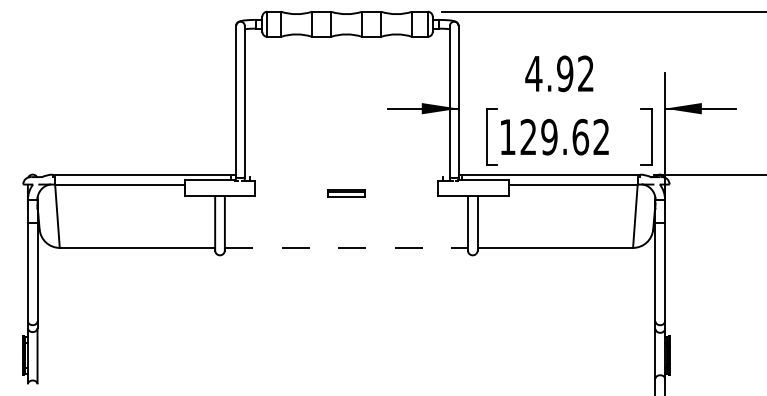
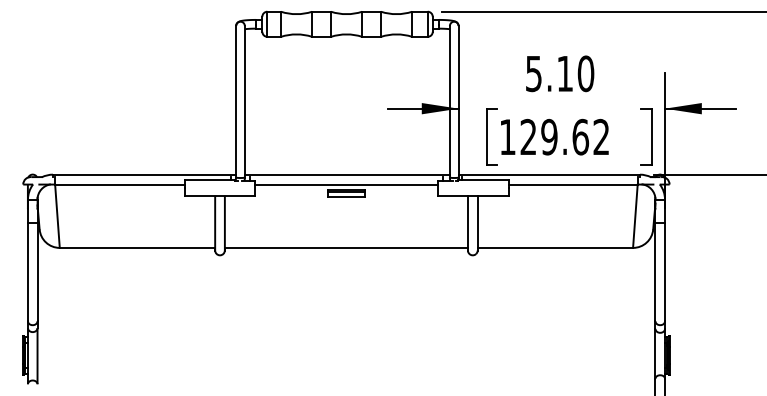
text: 4.92 -> 5.10 (559, 73)
line: none -> present (346, 174)
line: none -> present (346, 184)
line: dashed -> solid (346, 247)
